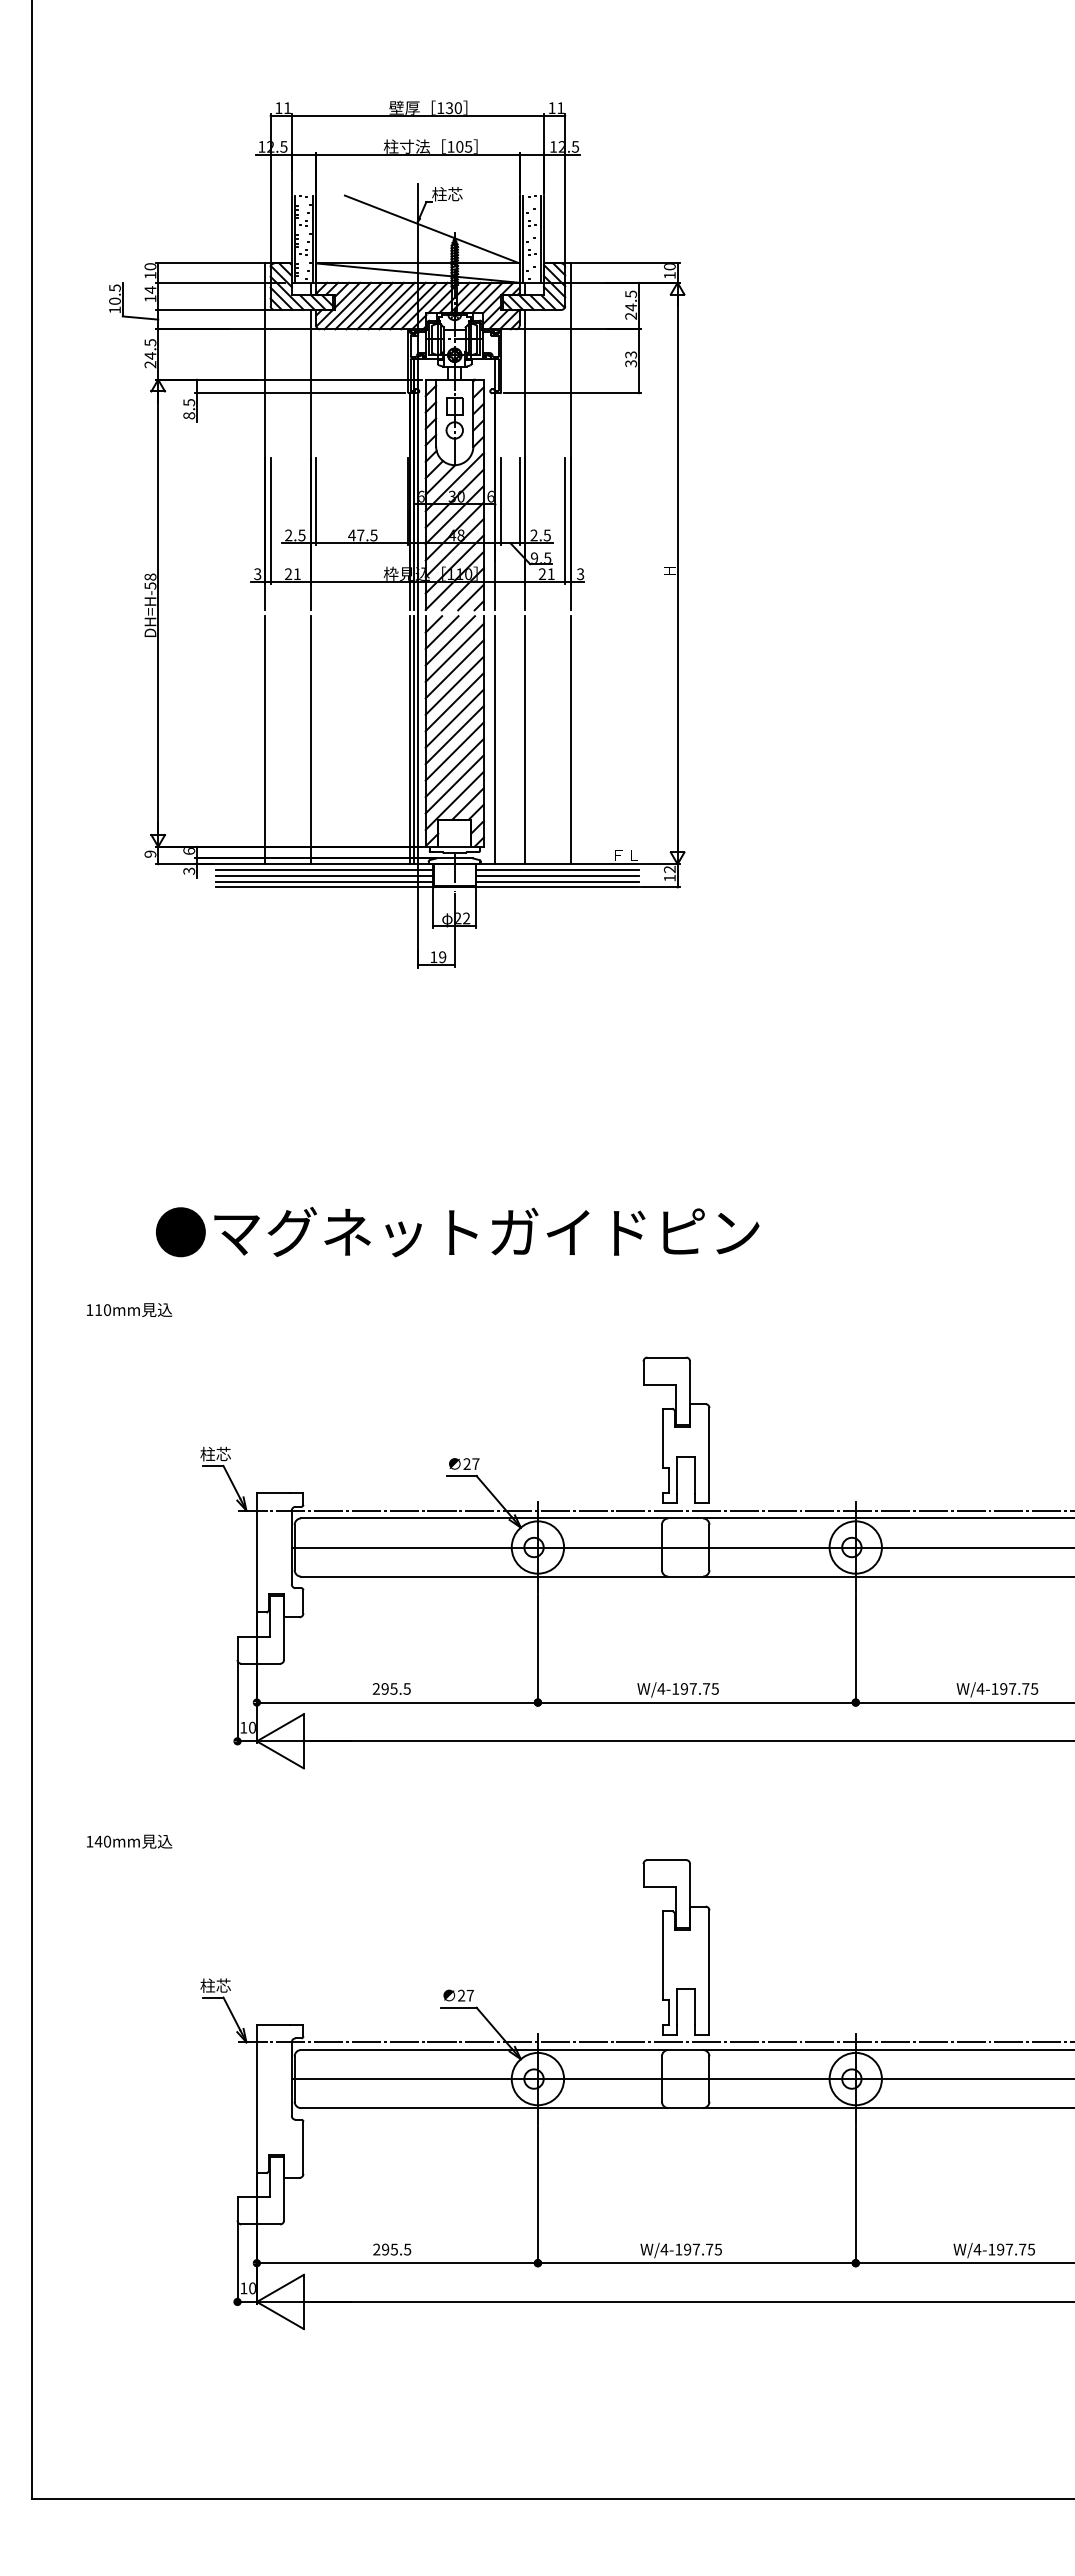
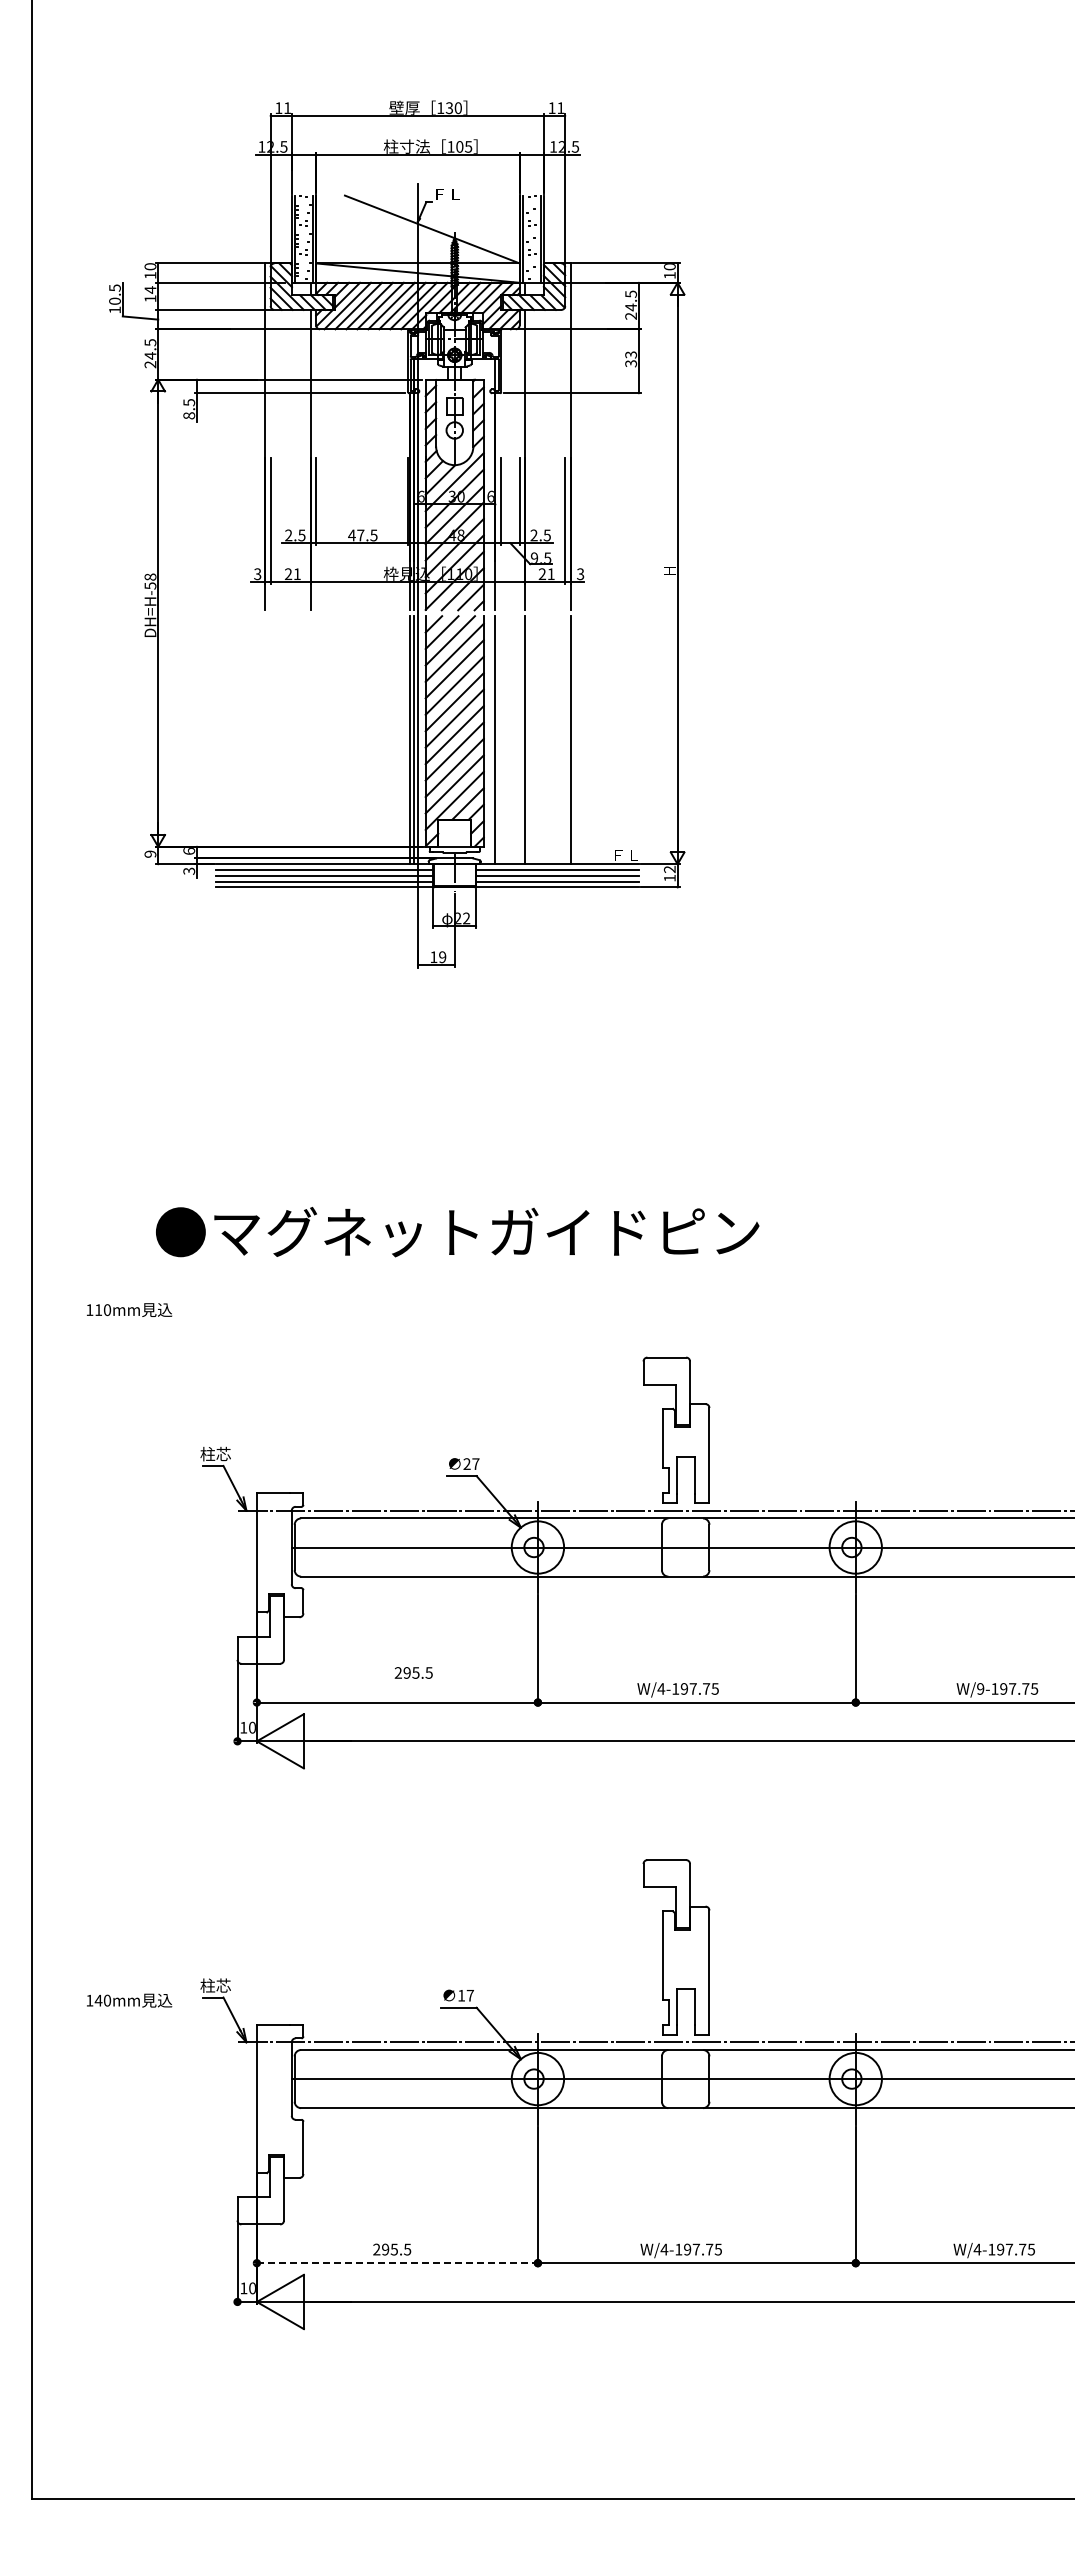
text: 柱芯 -> ＦＬ (447, 194)
line: present -> none (264, 740)
line: present -> none (311, 740)
text position: (391, 1688) -> (413, 1672) (413, 1672)
text: W/4-197.75 -> W/9-197.75 (980, 1688)
text position: (129, 1841) -> (129, 2000) (129, 2000)
text: 27 -> 17 (461, 1995)
line: solid -> dashed (397, 2263)
